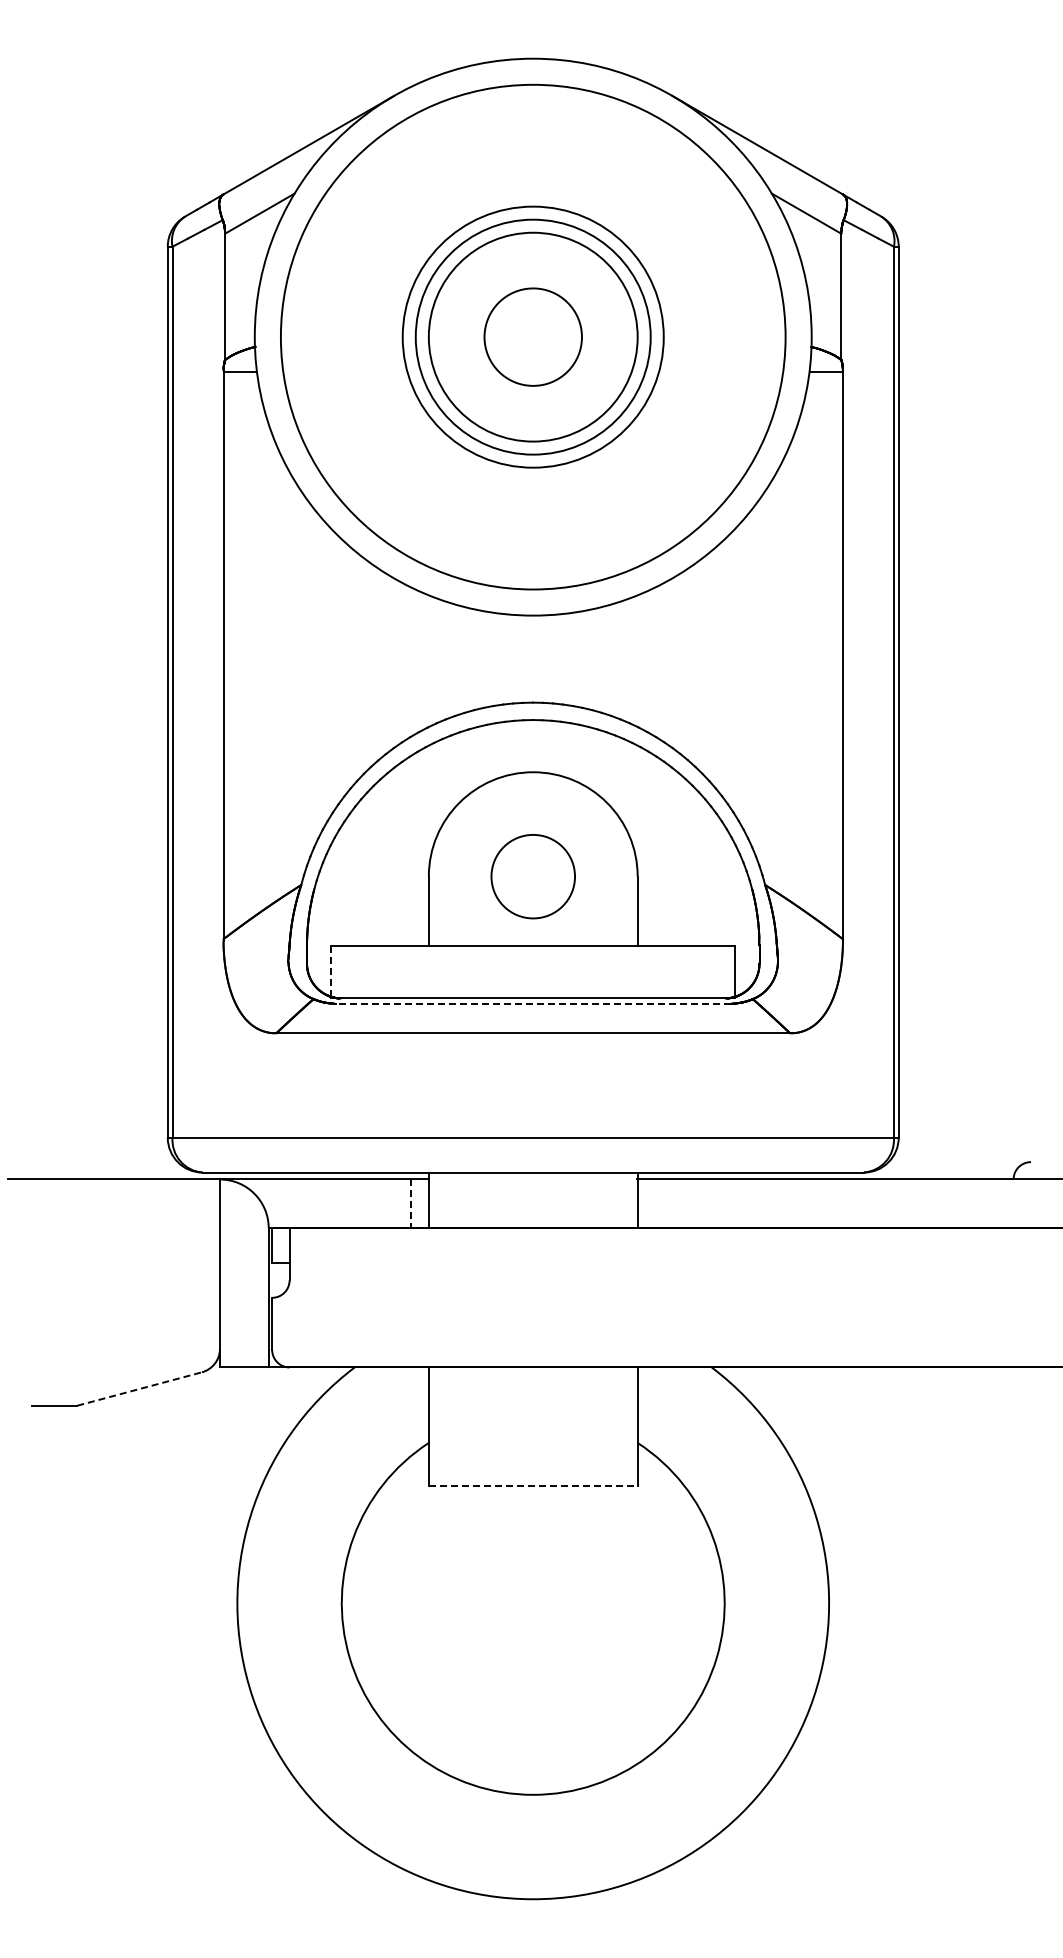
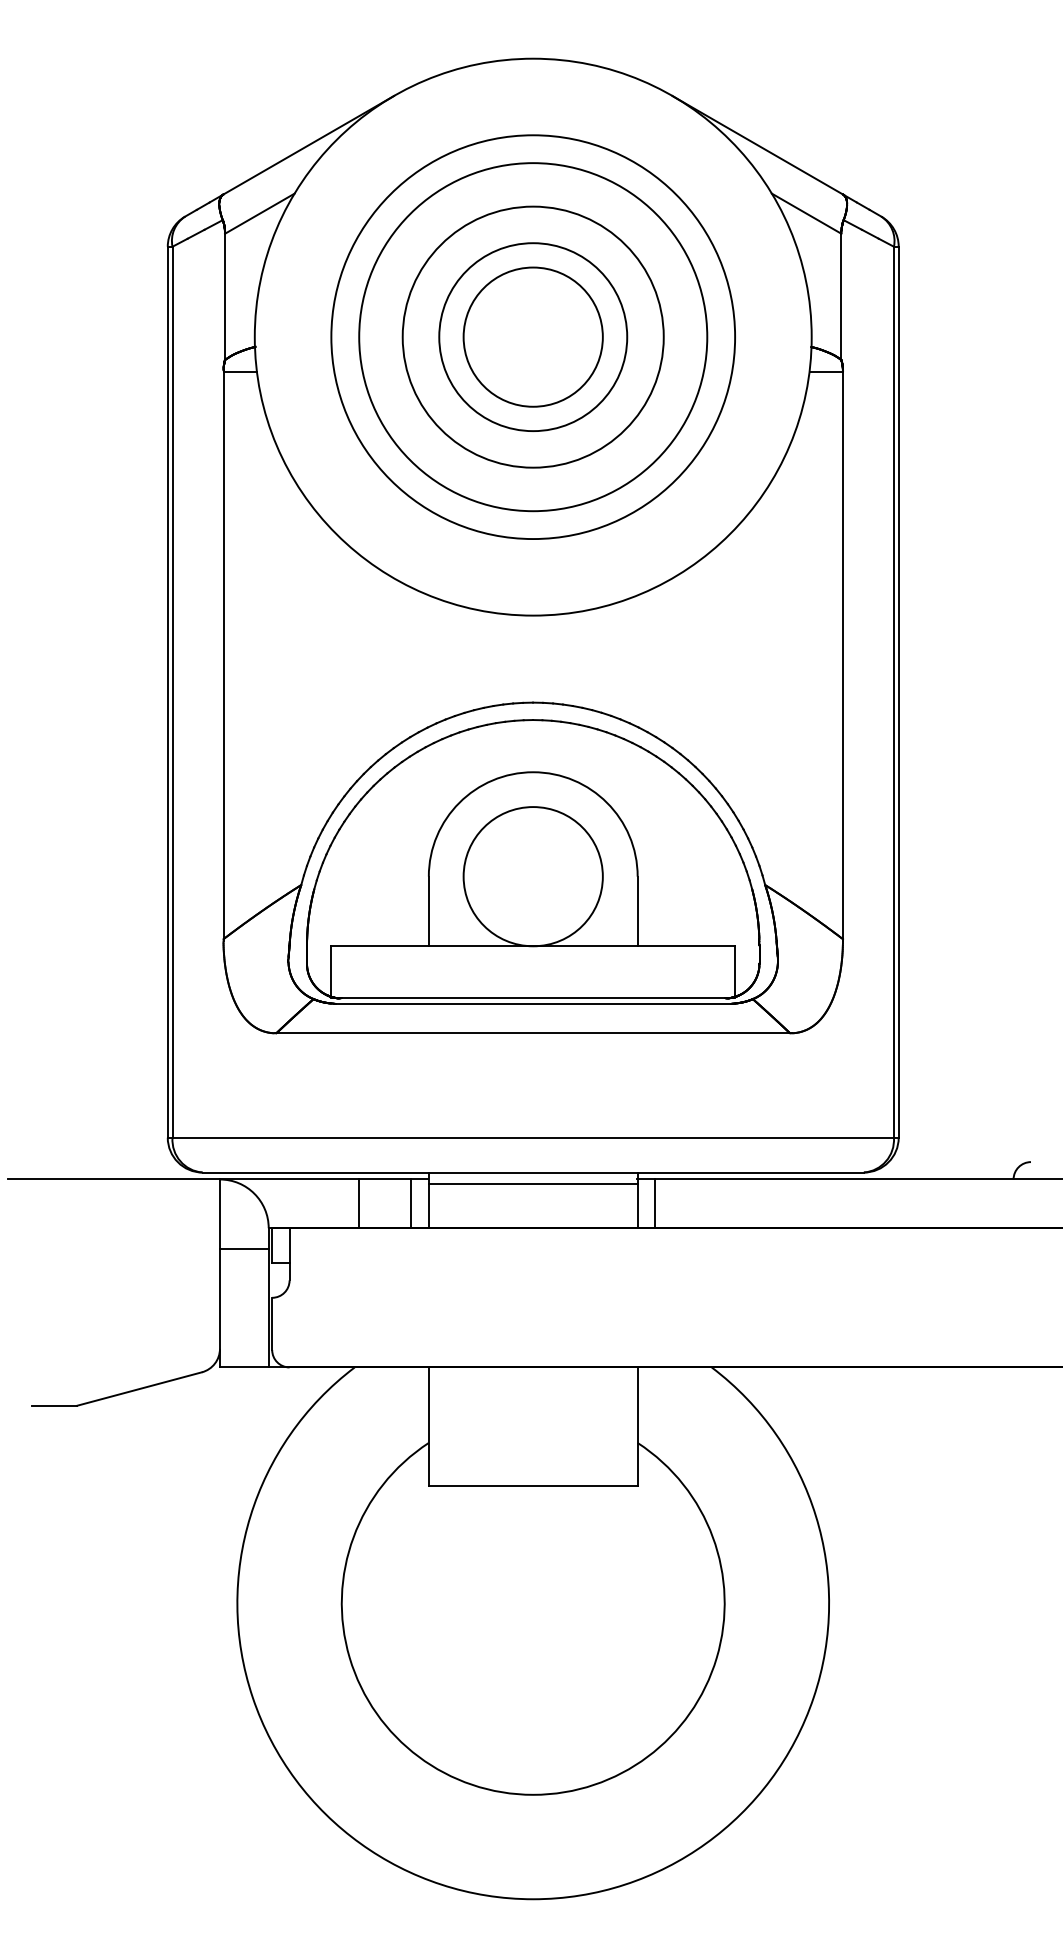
circle diameter: 209 px -> 348 px (533, 337)
circle diameter: 235 px -> 188 px (533, 337)
circle diameter: 505 px -> 404 px (533, 337)
circle diameter: 97 px -> 139 px (532, 336)
circle diameter: 84 px -> 139 px (532, 876)
line: dashed -> solid (331, 972)
line: dashed -> solid (533, 1003)
line: none -> present (532, 1183)
line: none -> present (359, 1203)
line: none -> present (655, 1203)
line: dashed -> solid (411, 1204)
line: none -> present (243, 1249)
line: dashed -> solid (139, 1389)
line: dashed -> solid (533, 1485)
